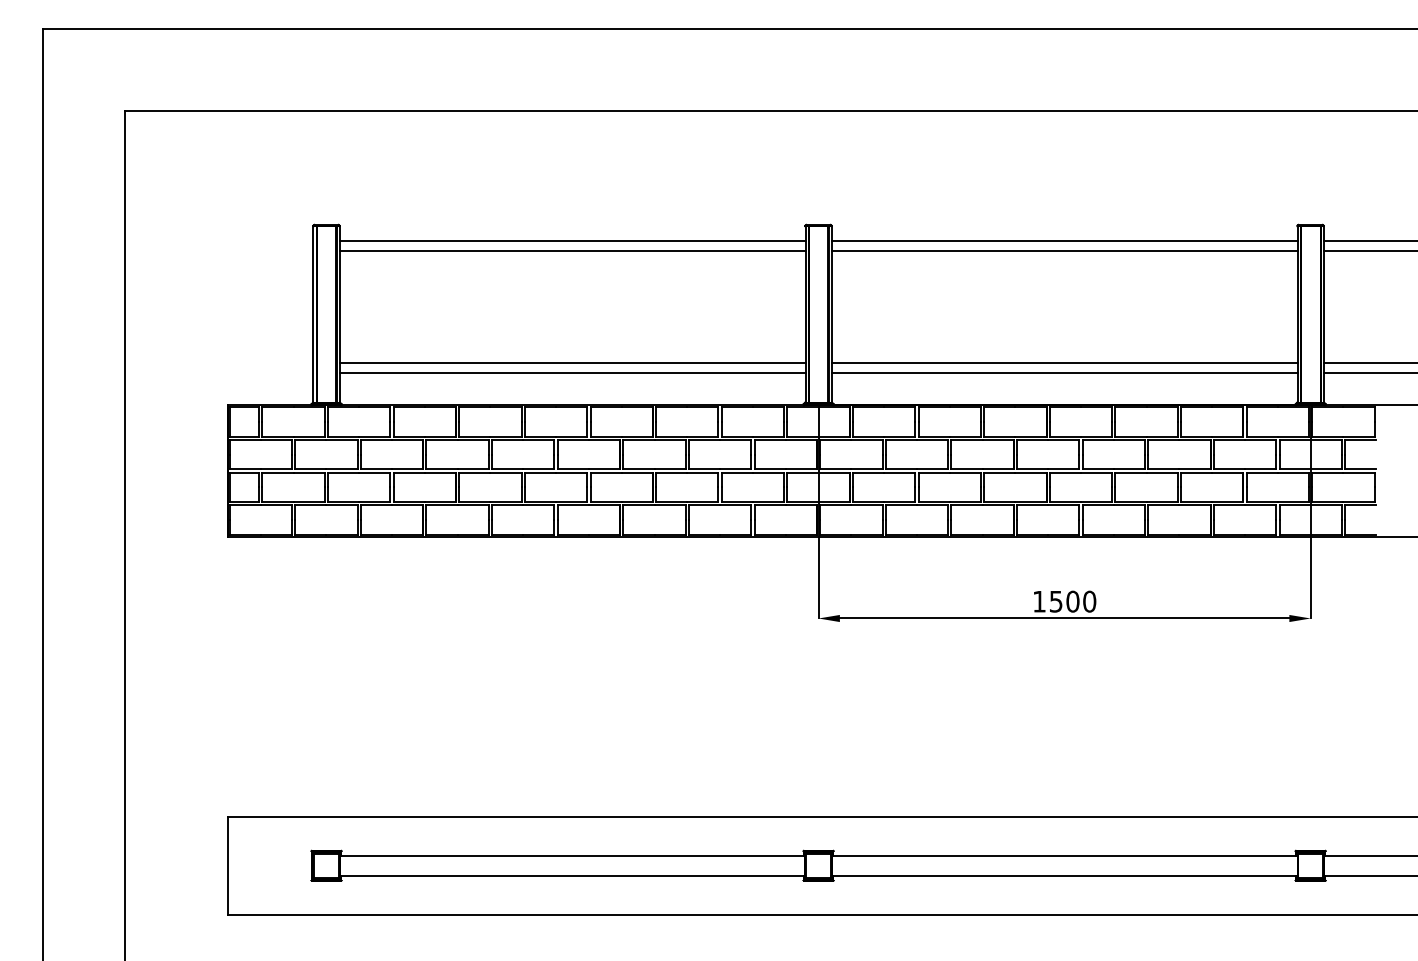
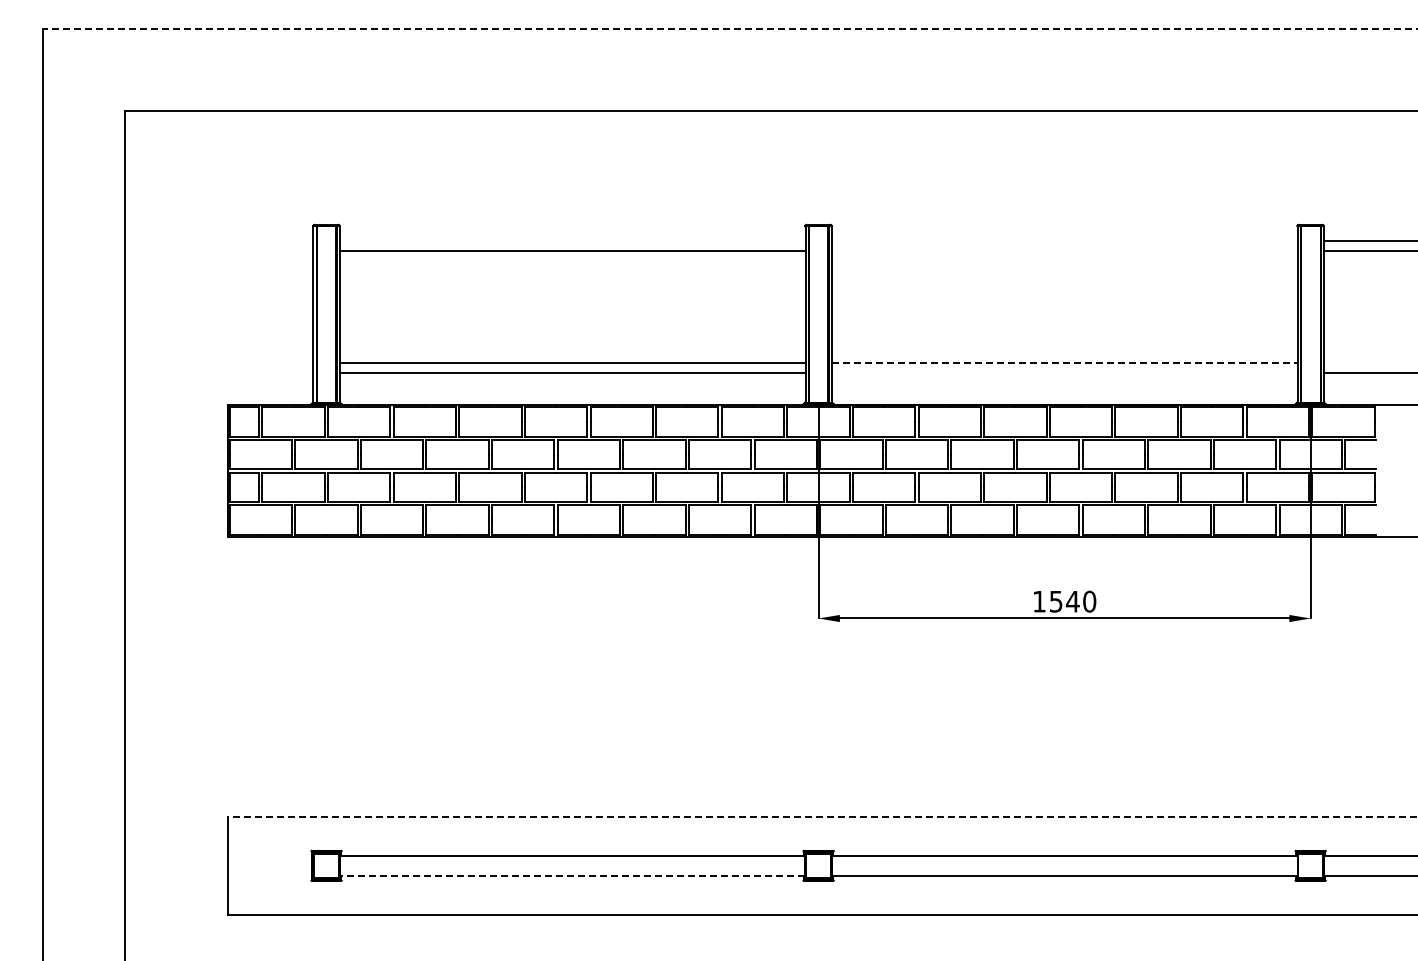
line: solid -> dashed (730, 28)
line: present -> none (572, 241)
line: present -> none (1064, 241)
line: present -> none (1064, 251)
line: solid -> dashed (1064, 362)
line: present -> none (1368, 362)
line: present -> none (1064, 372)
text: 1500 -> 1540 (1072, 601)
line: solid -> dashed (822, 816)
line: solid -> dashed (572, 875)
